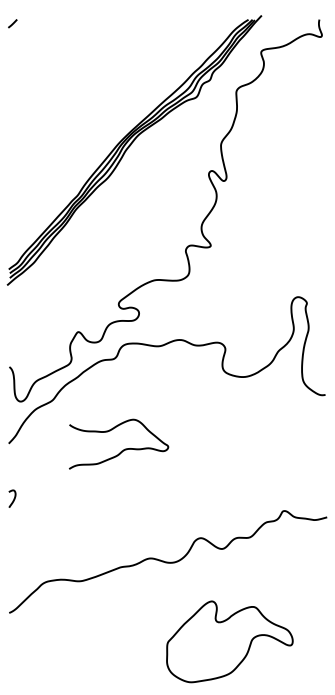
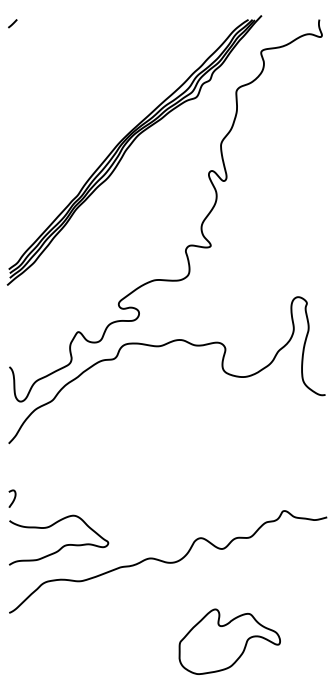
curve position: (123, 449) -> (63, 545) (63, 545)
part size: 128x84 px -> 103x67 px (229, 641)
